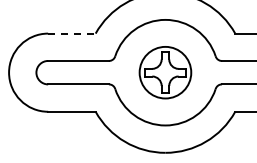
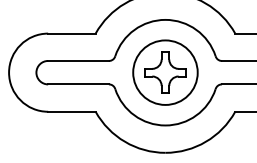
line: dashed -> solid (71, 33)
circle diameter: 52 px -> 65 px (165, 72)
